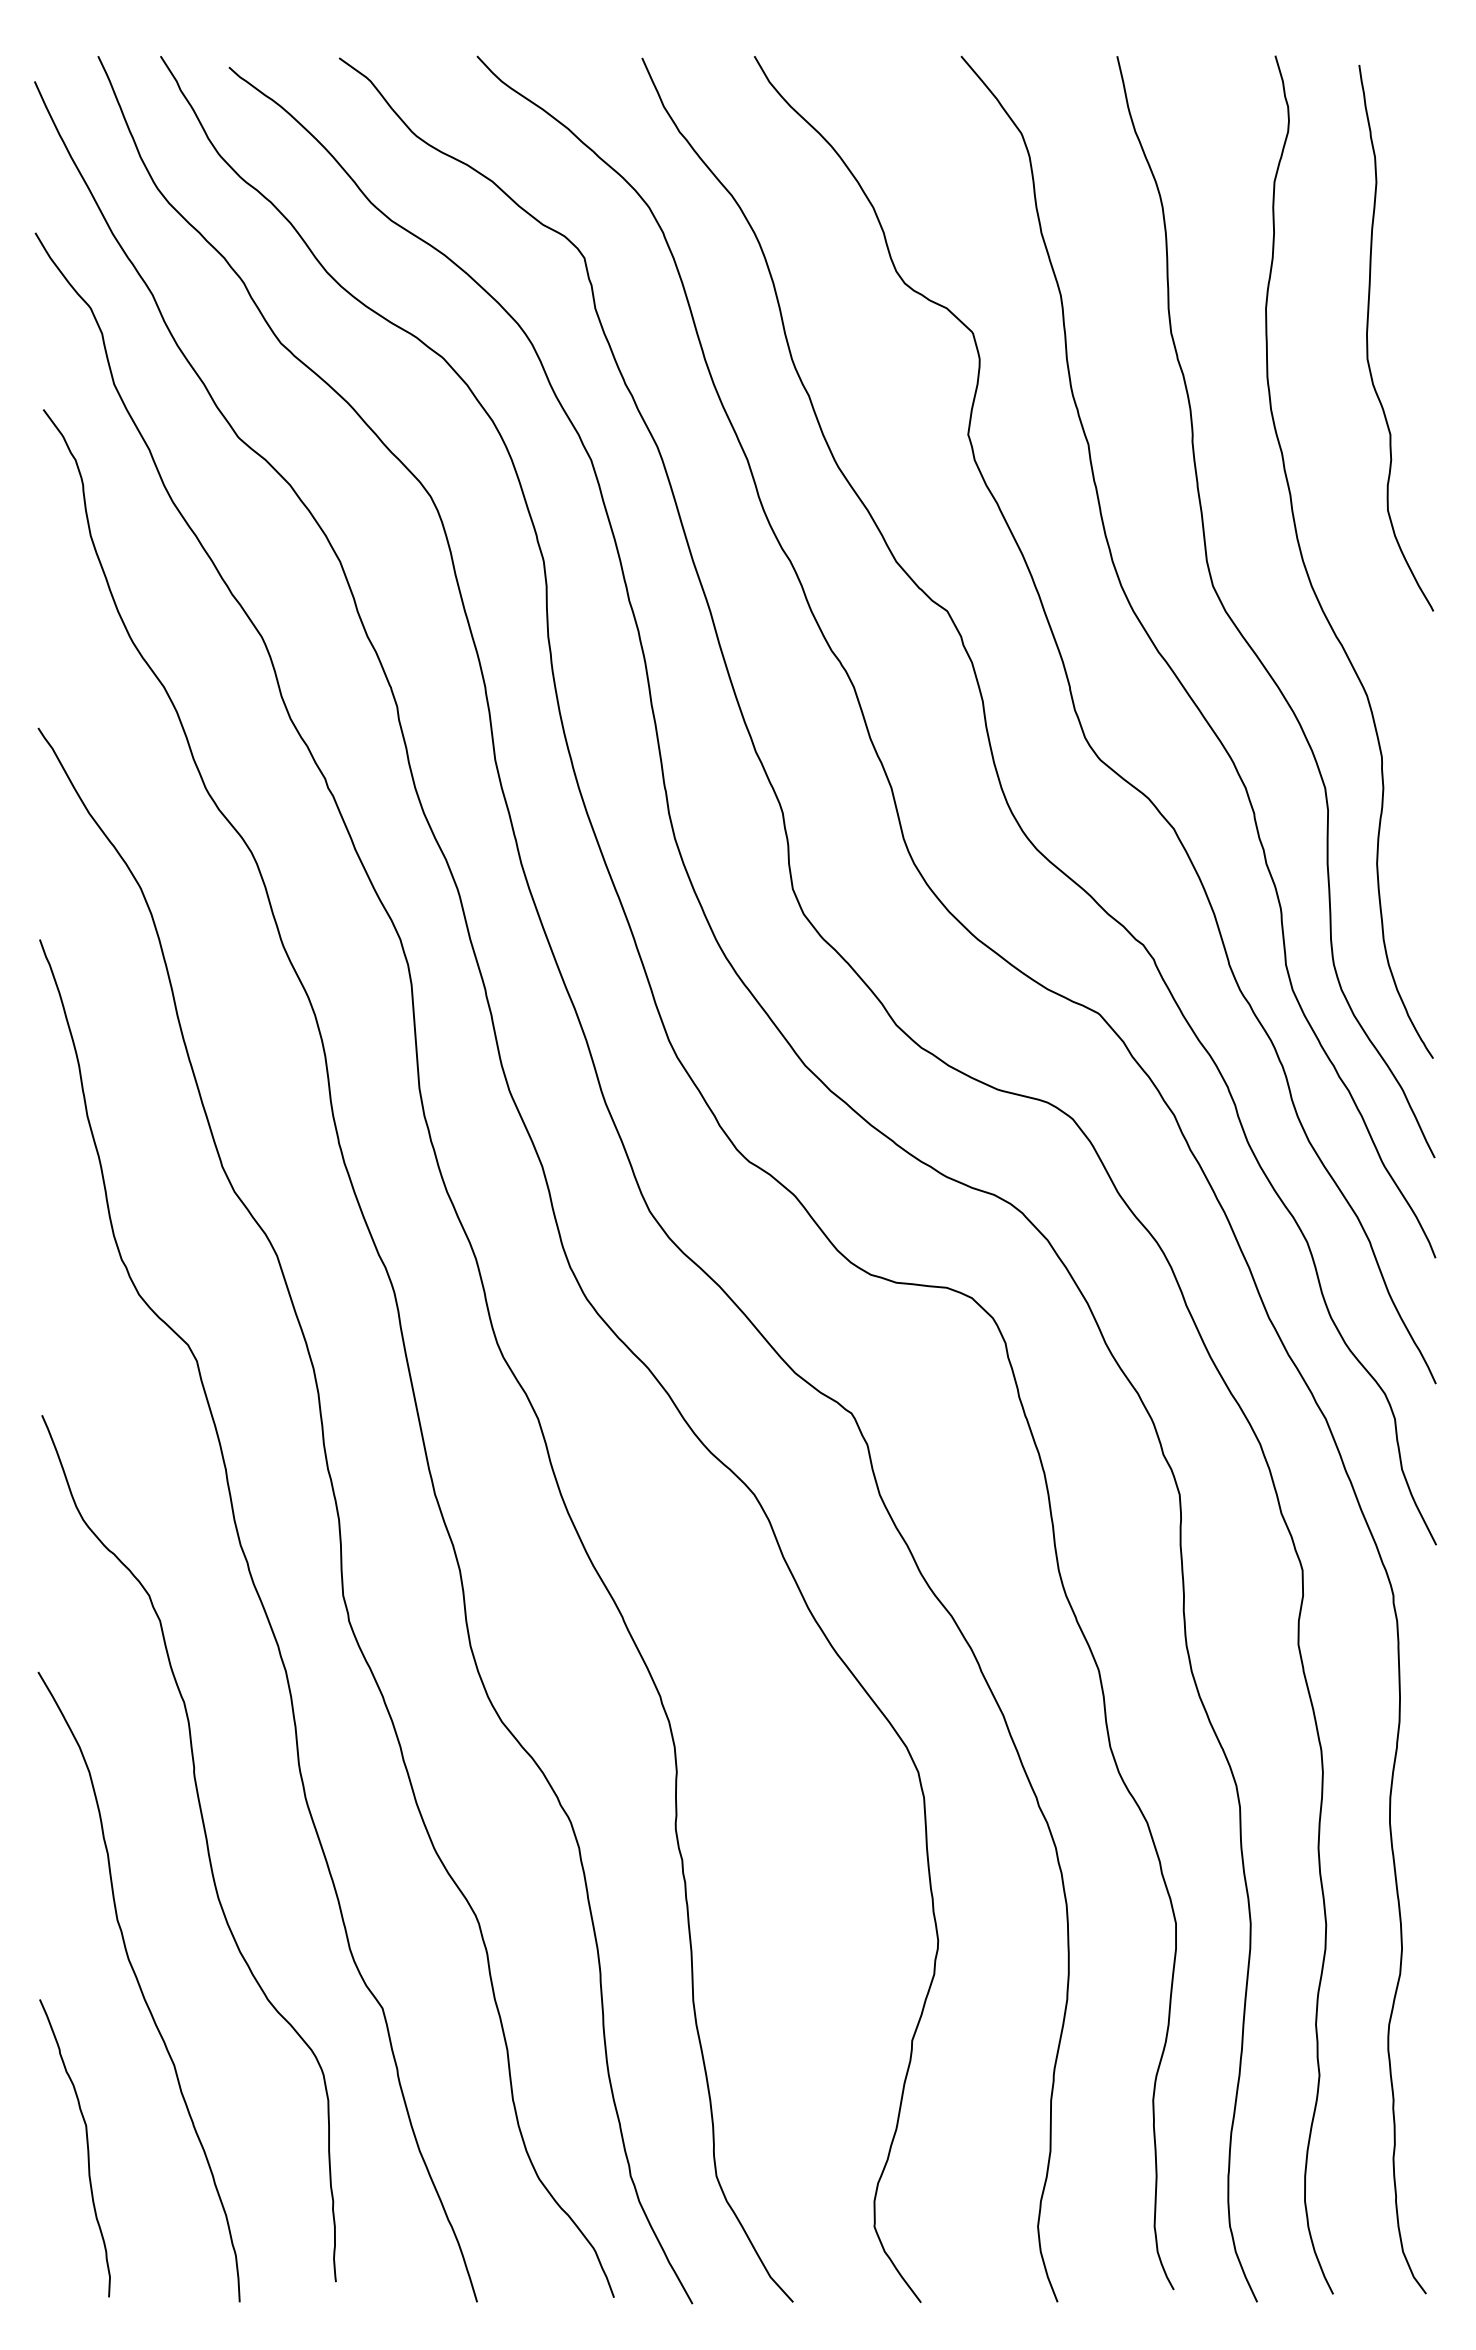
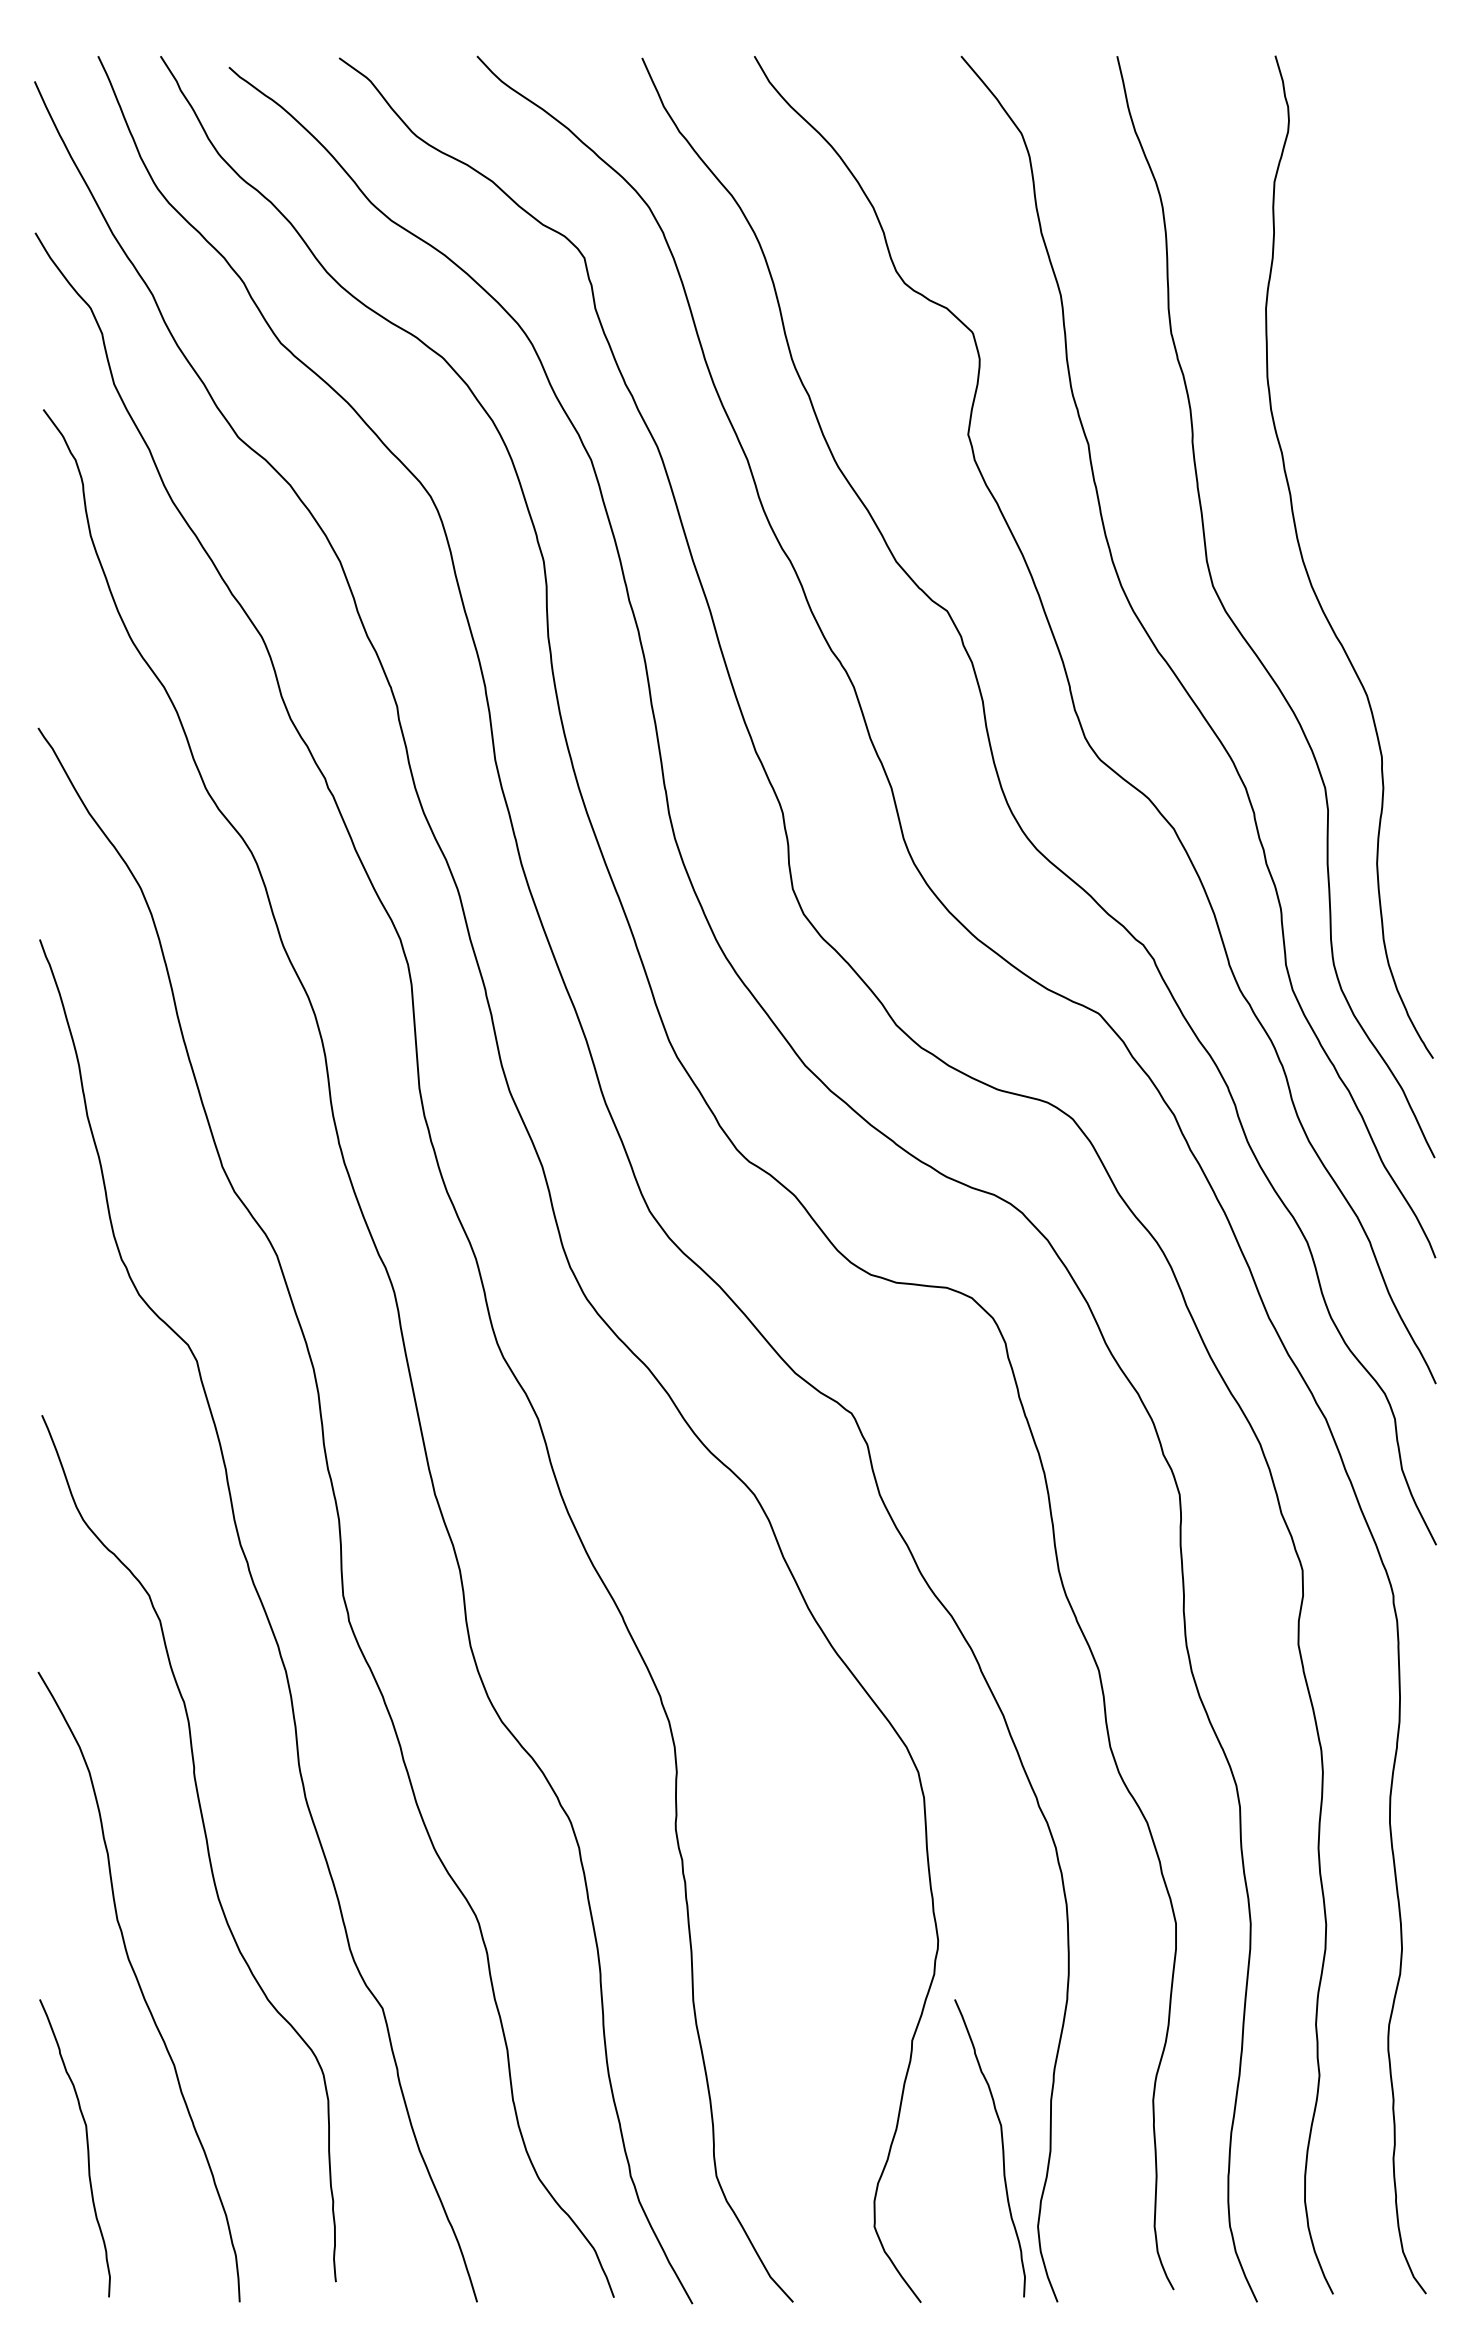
curve: present -> none (1368, 342)
curve: none -> present (1001, 2144)
